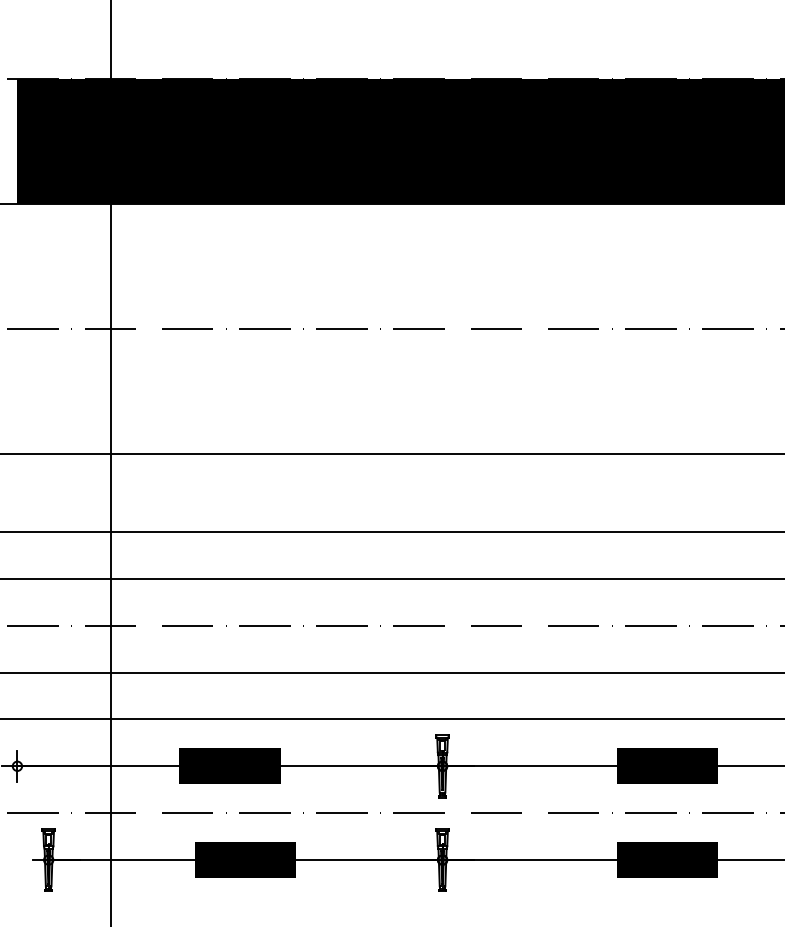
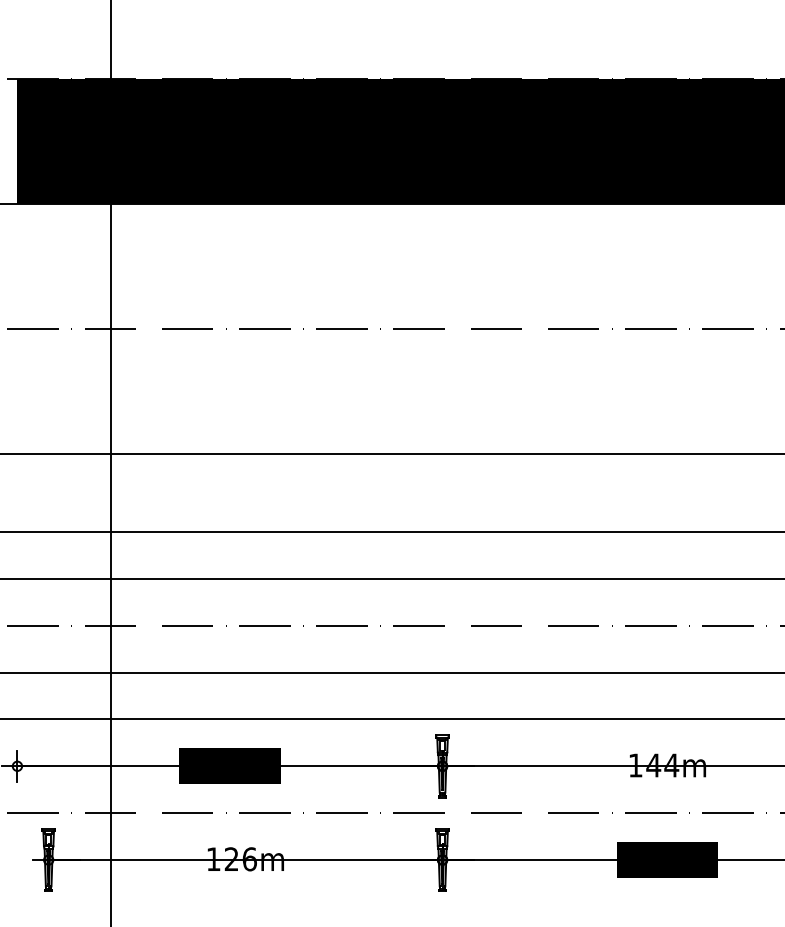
fill: present -> none (667, 766)
fill: present -> none (245, 860)
